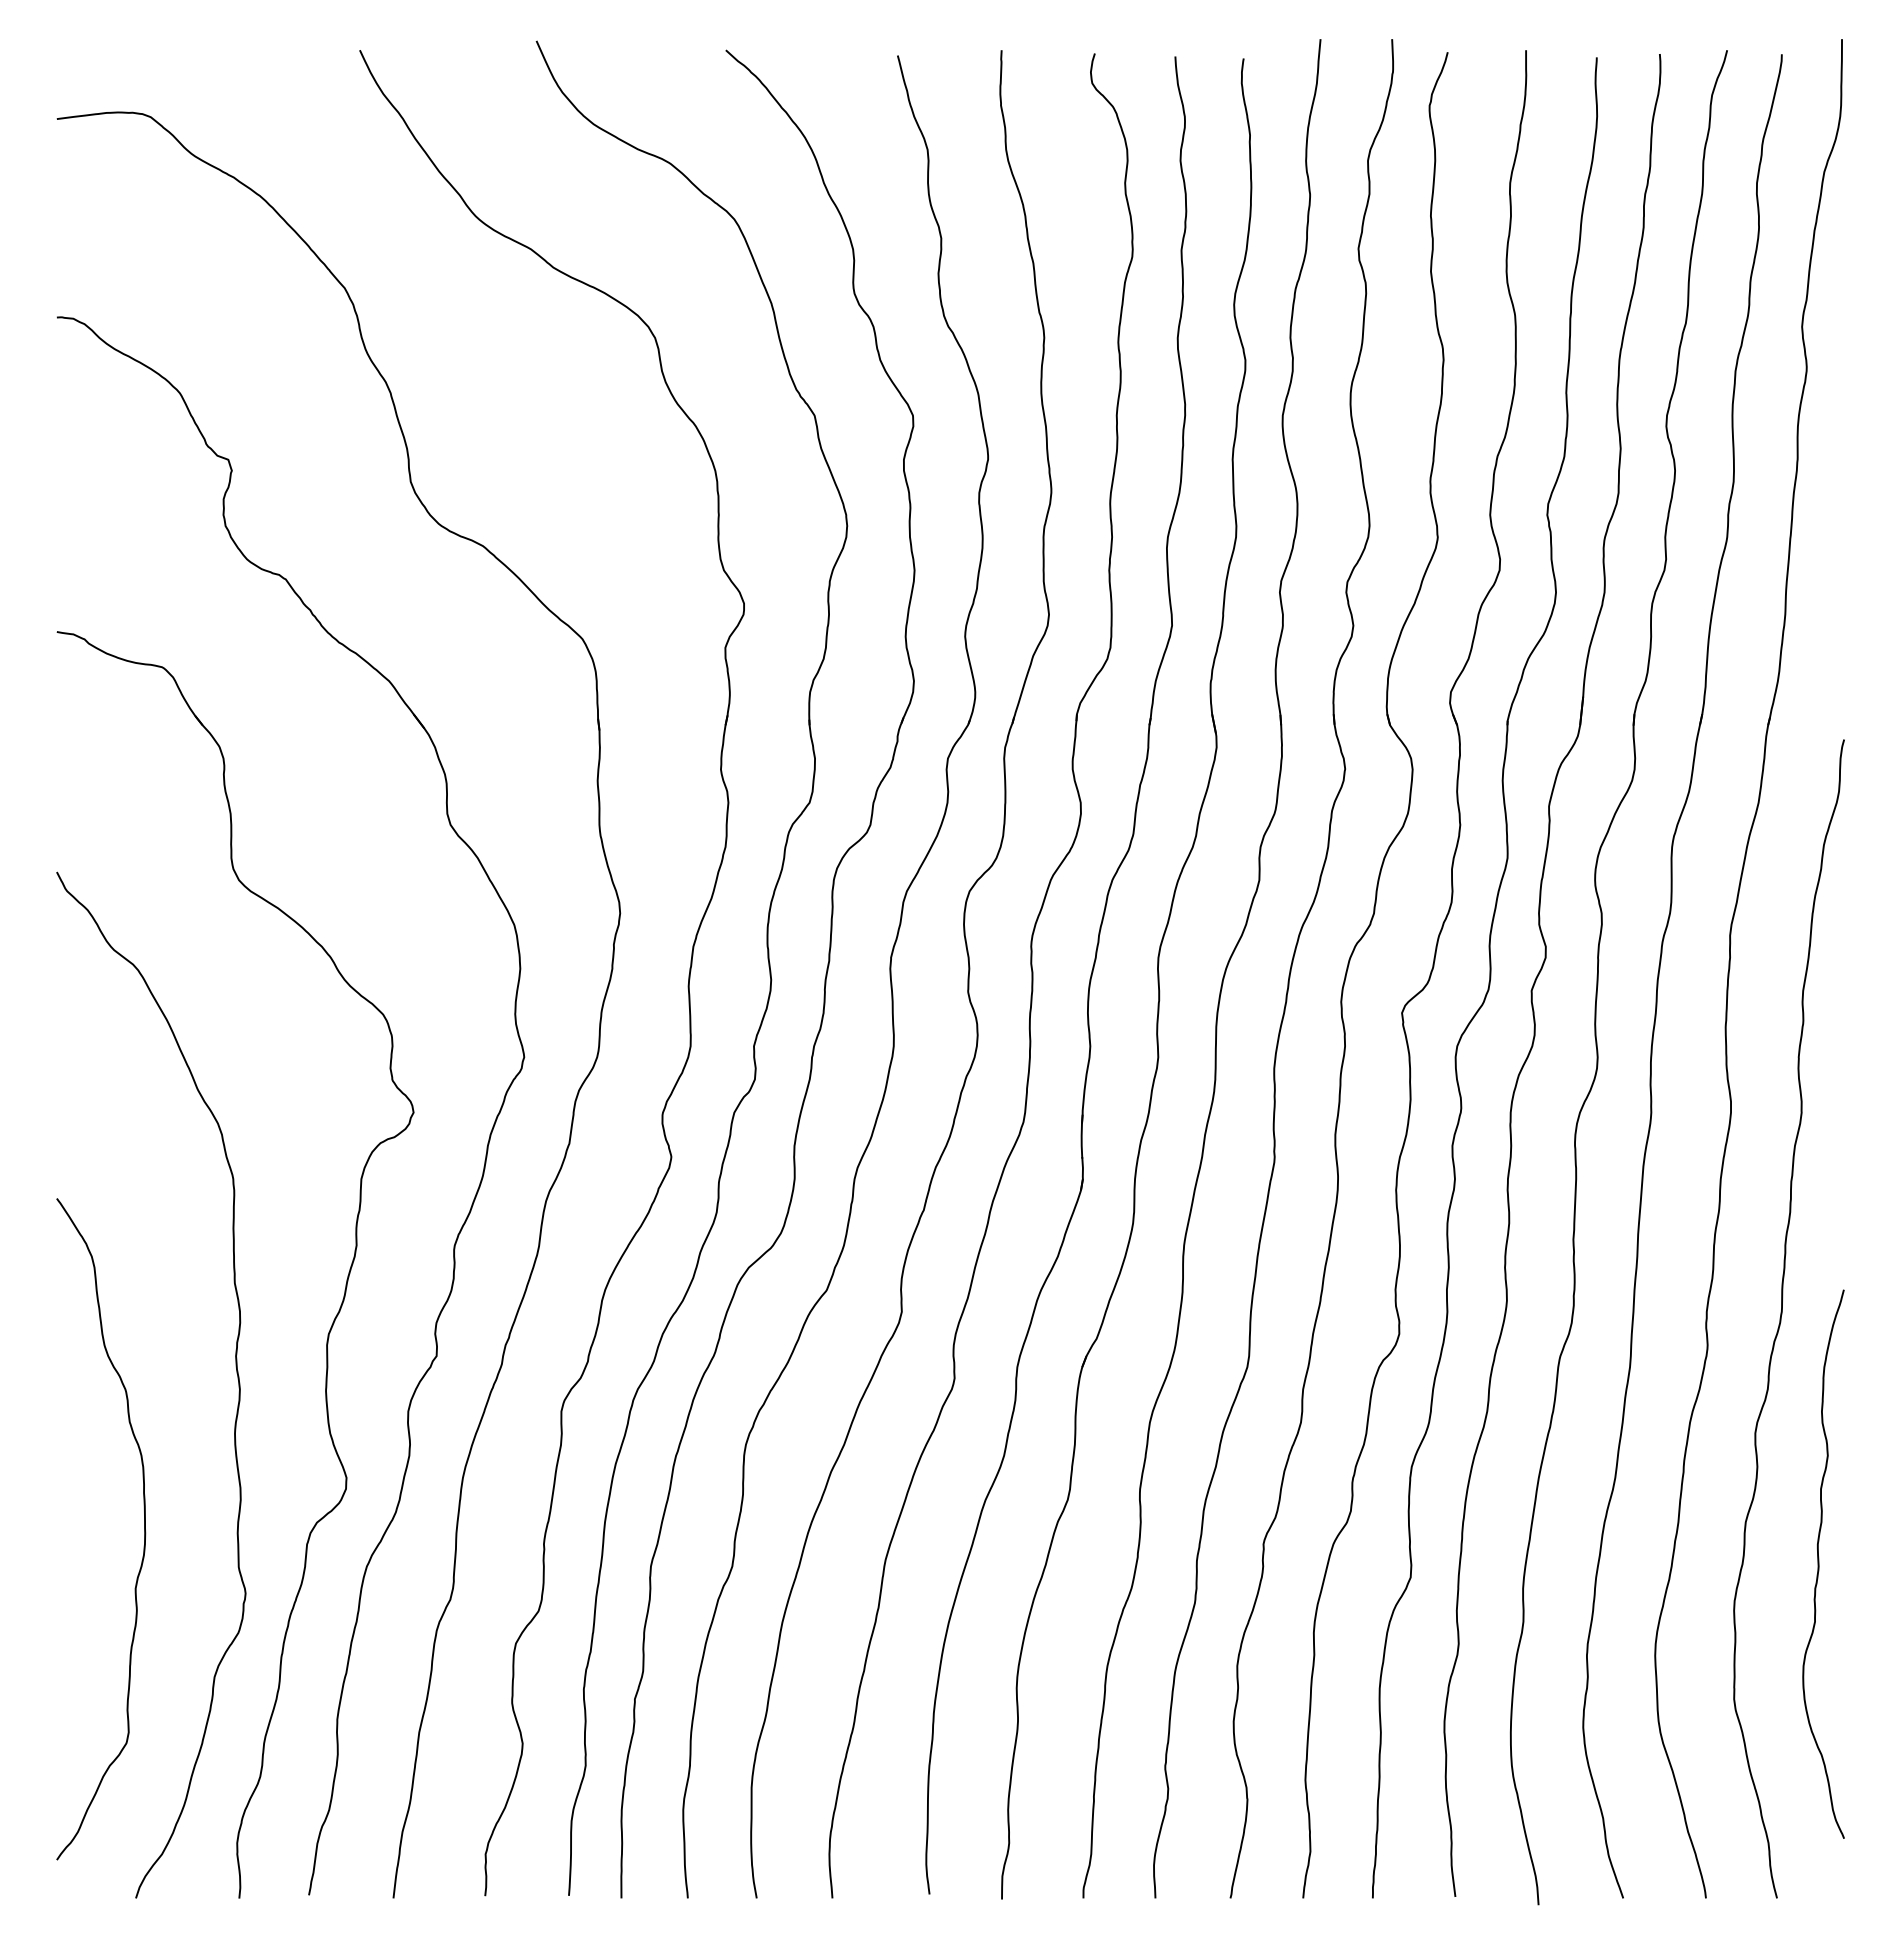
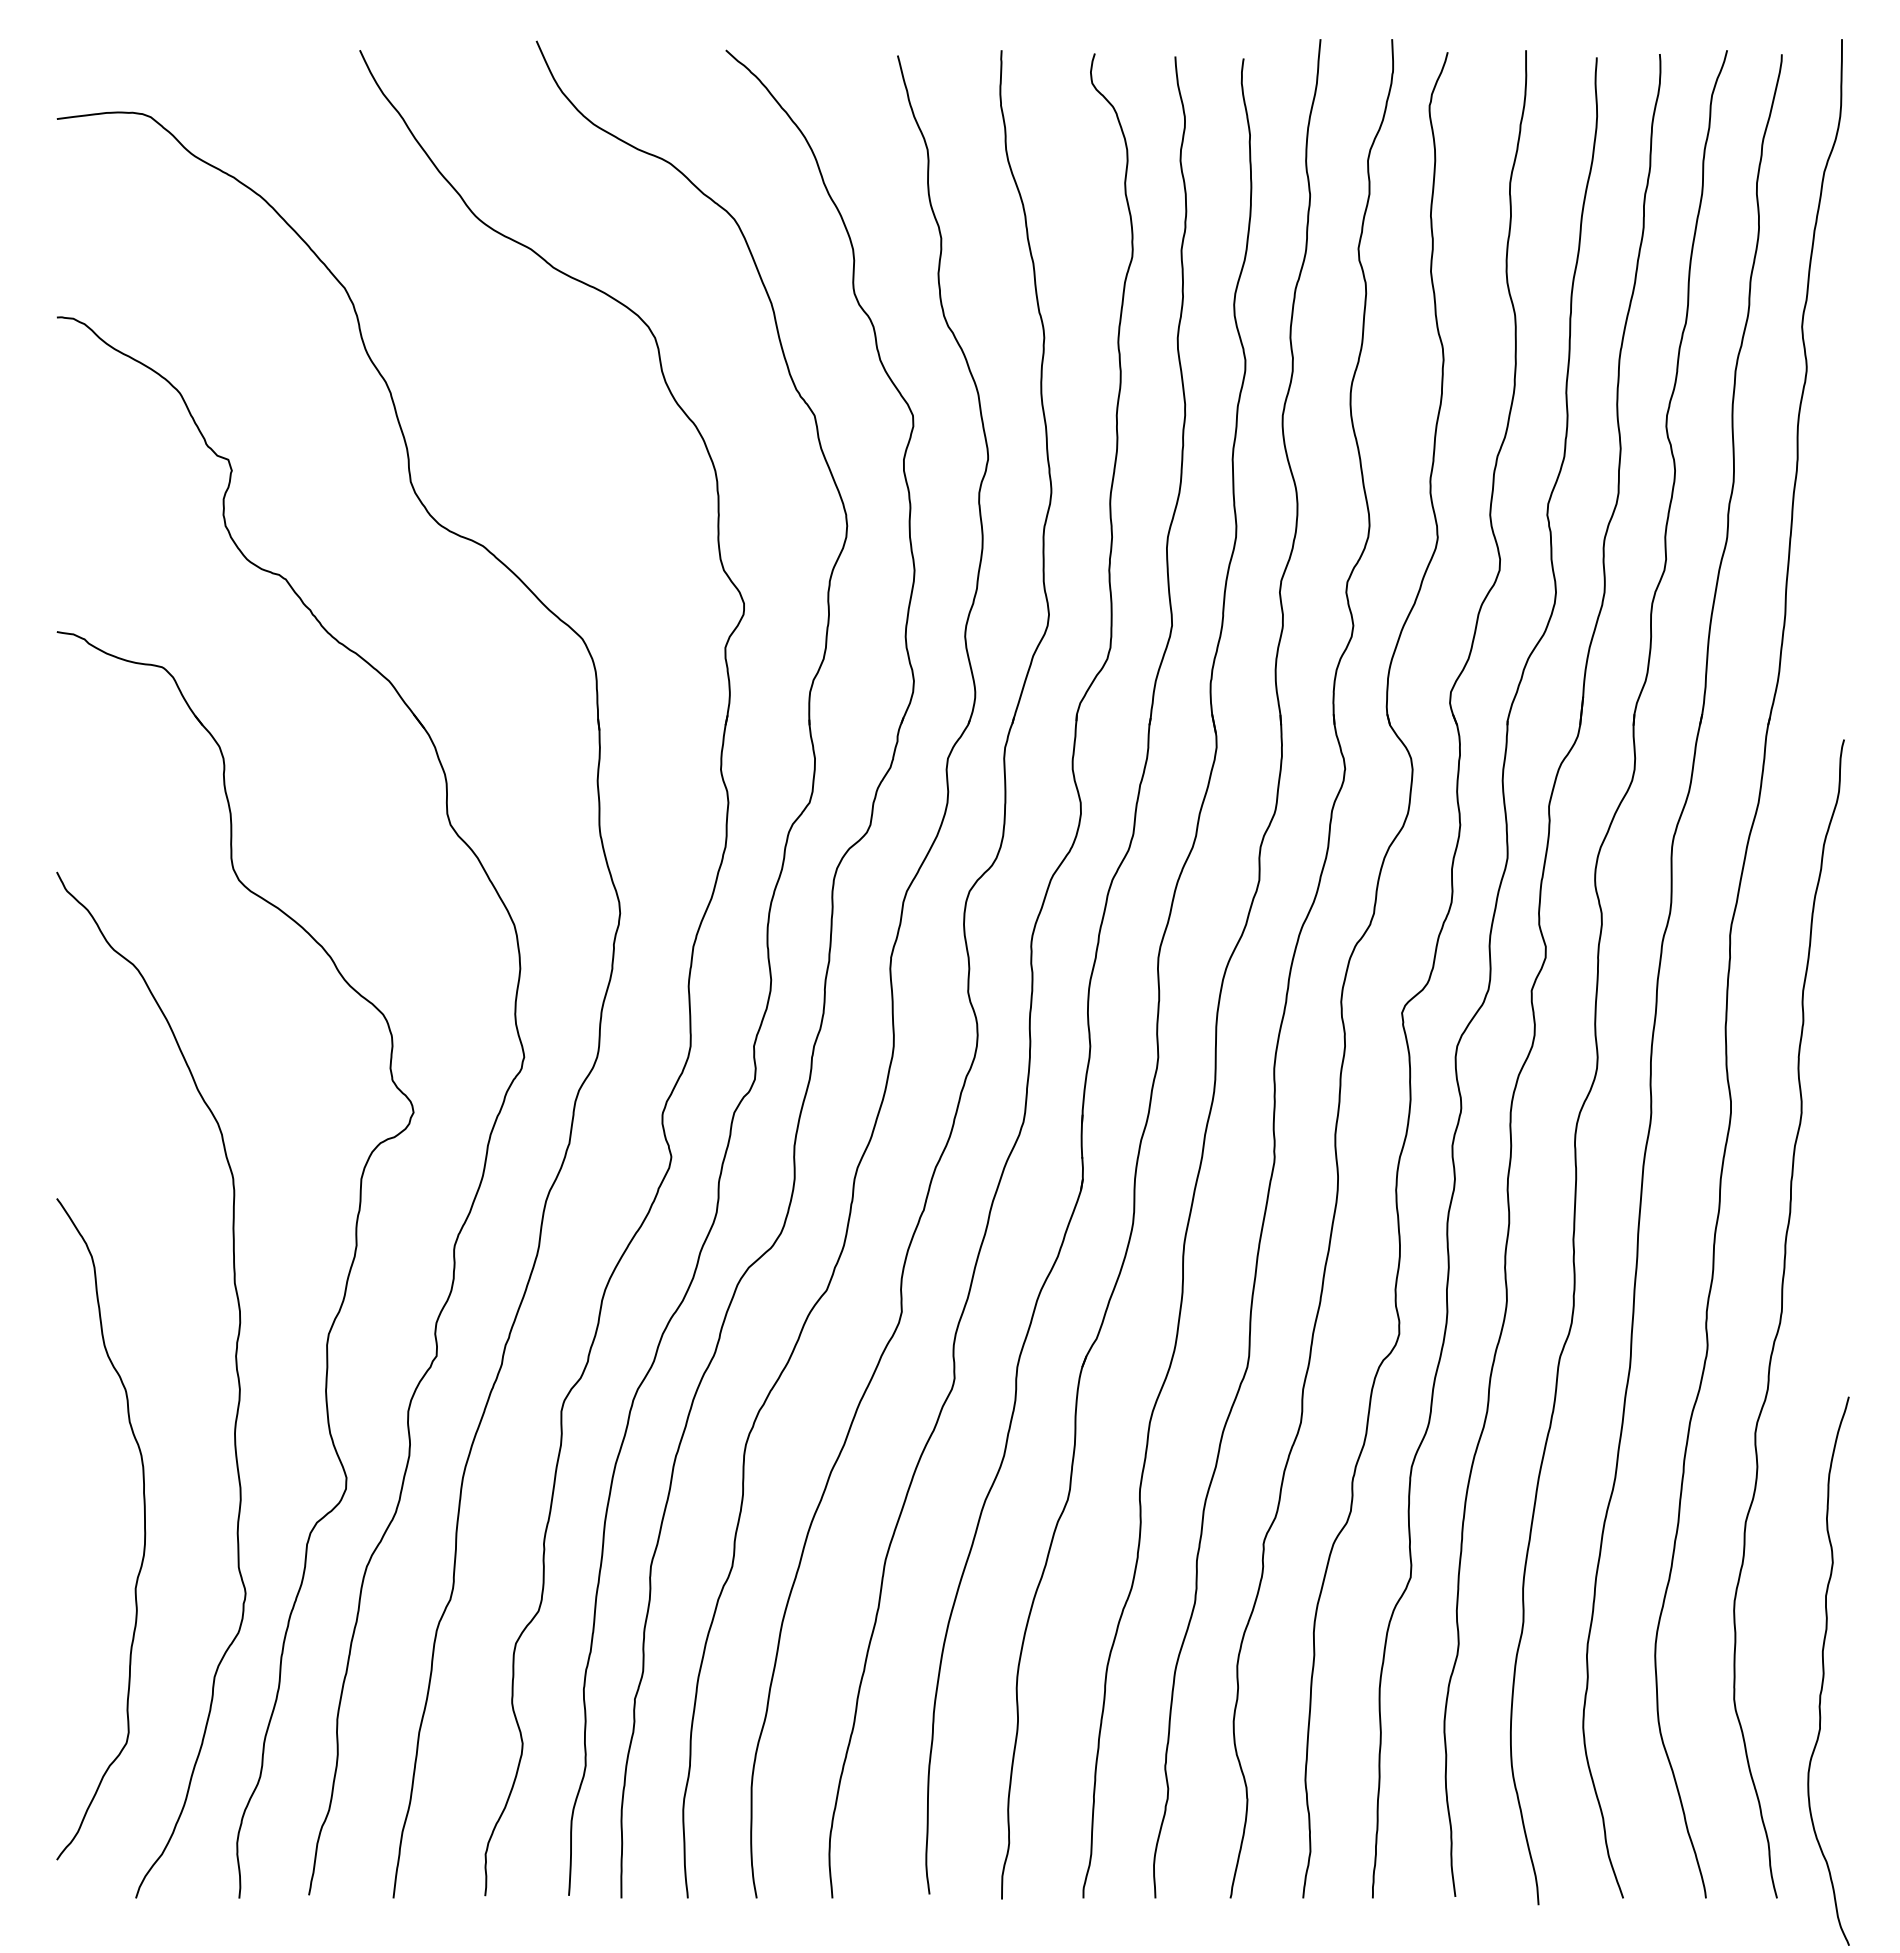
curve position: (1819, 1563) -> (1824, 1670) (1824, 1670)
